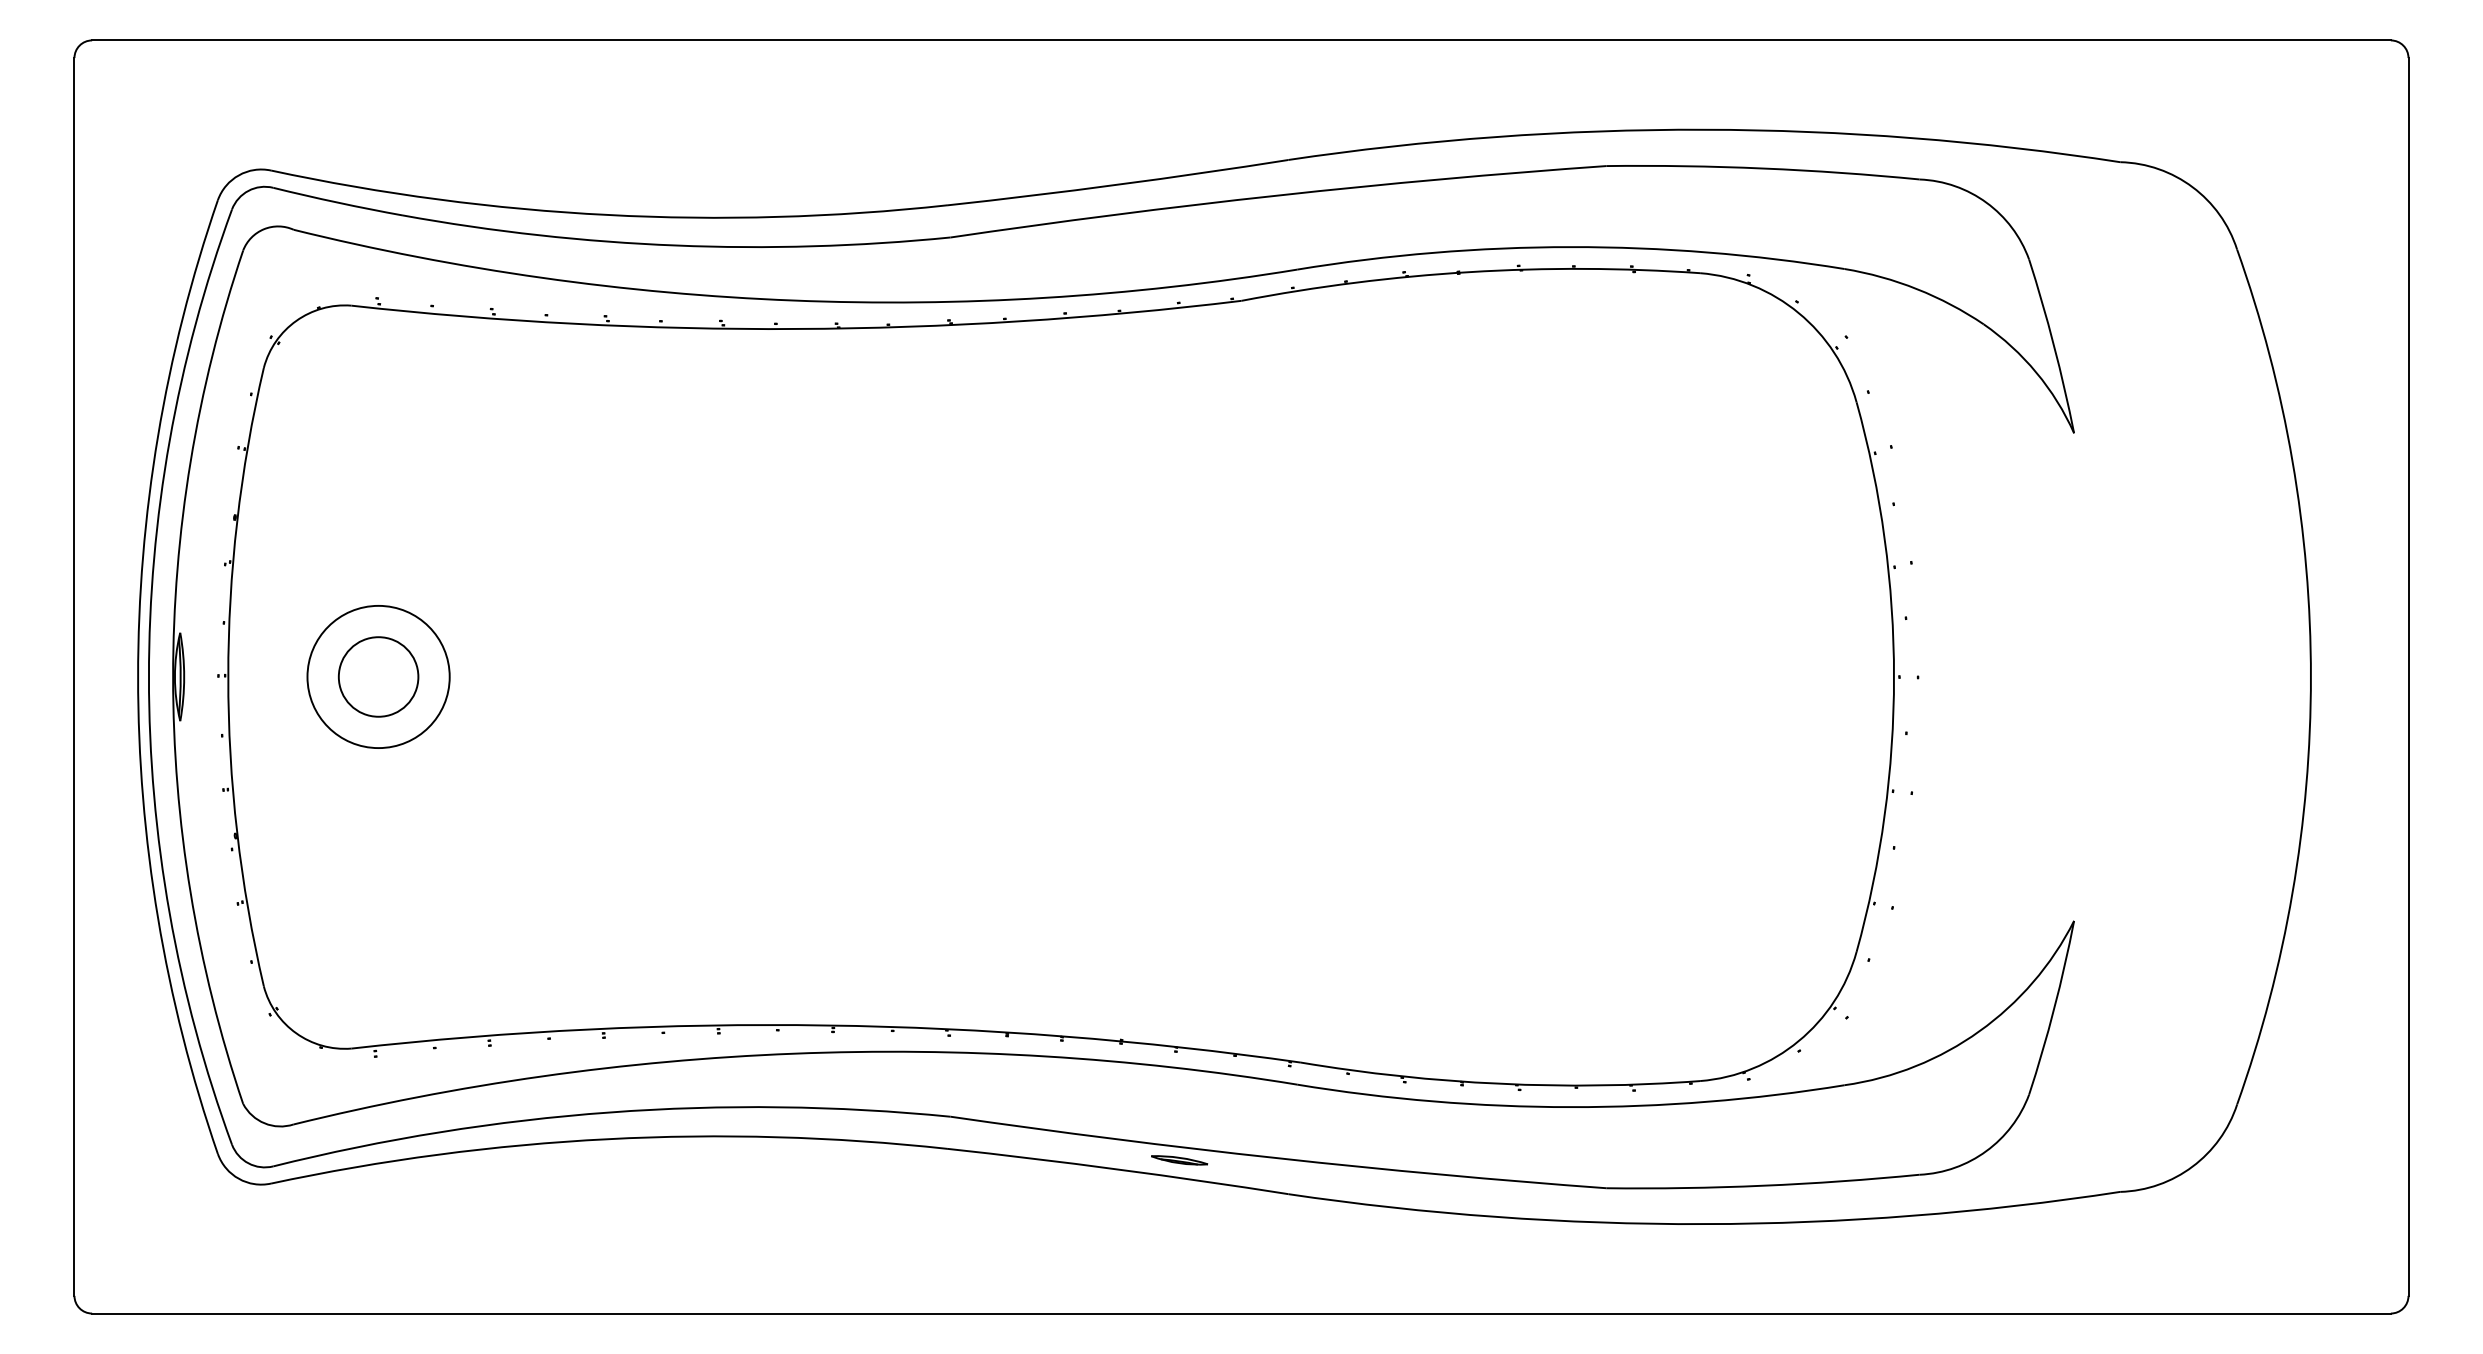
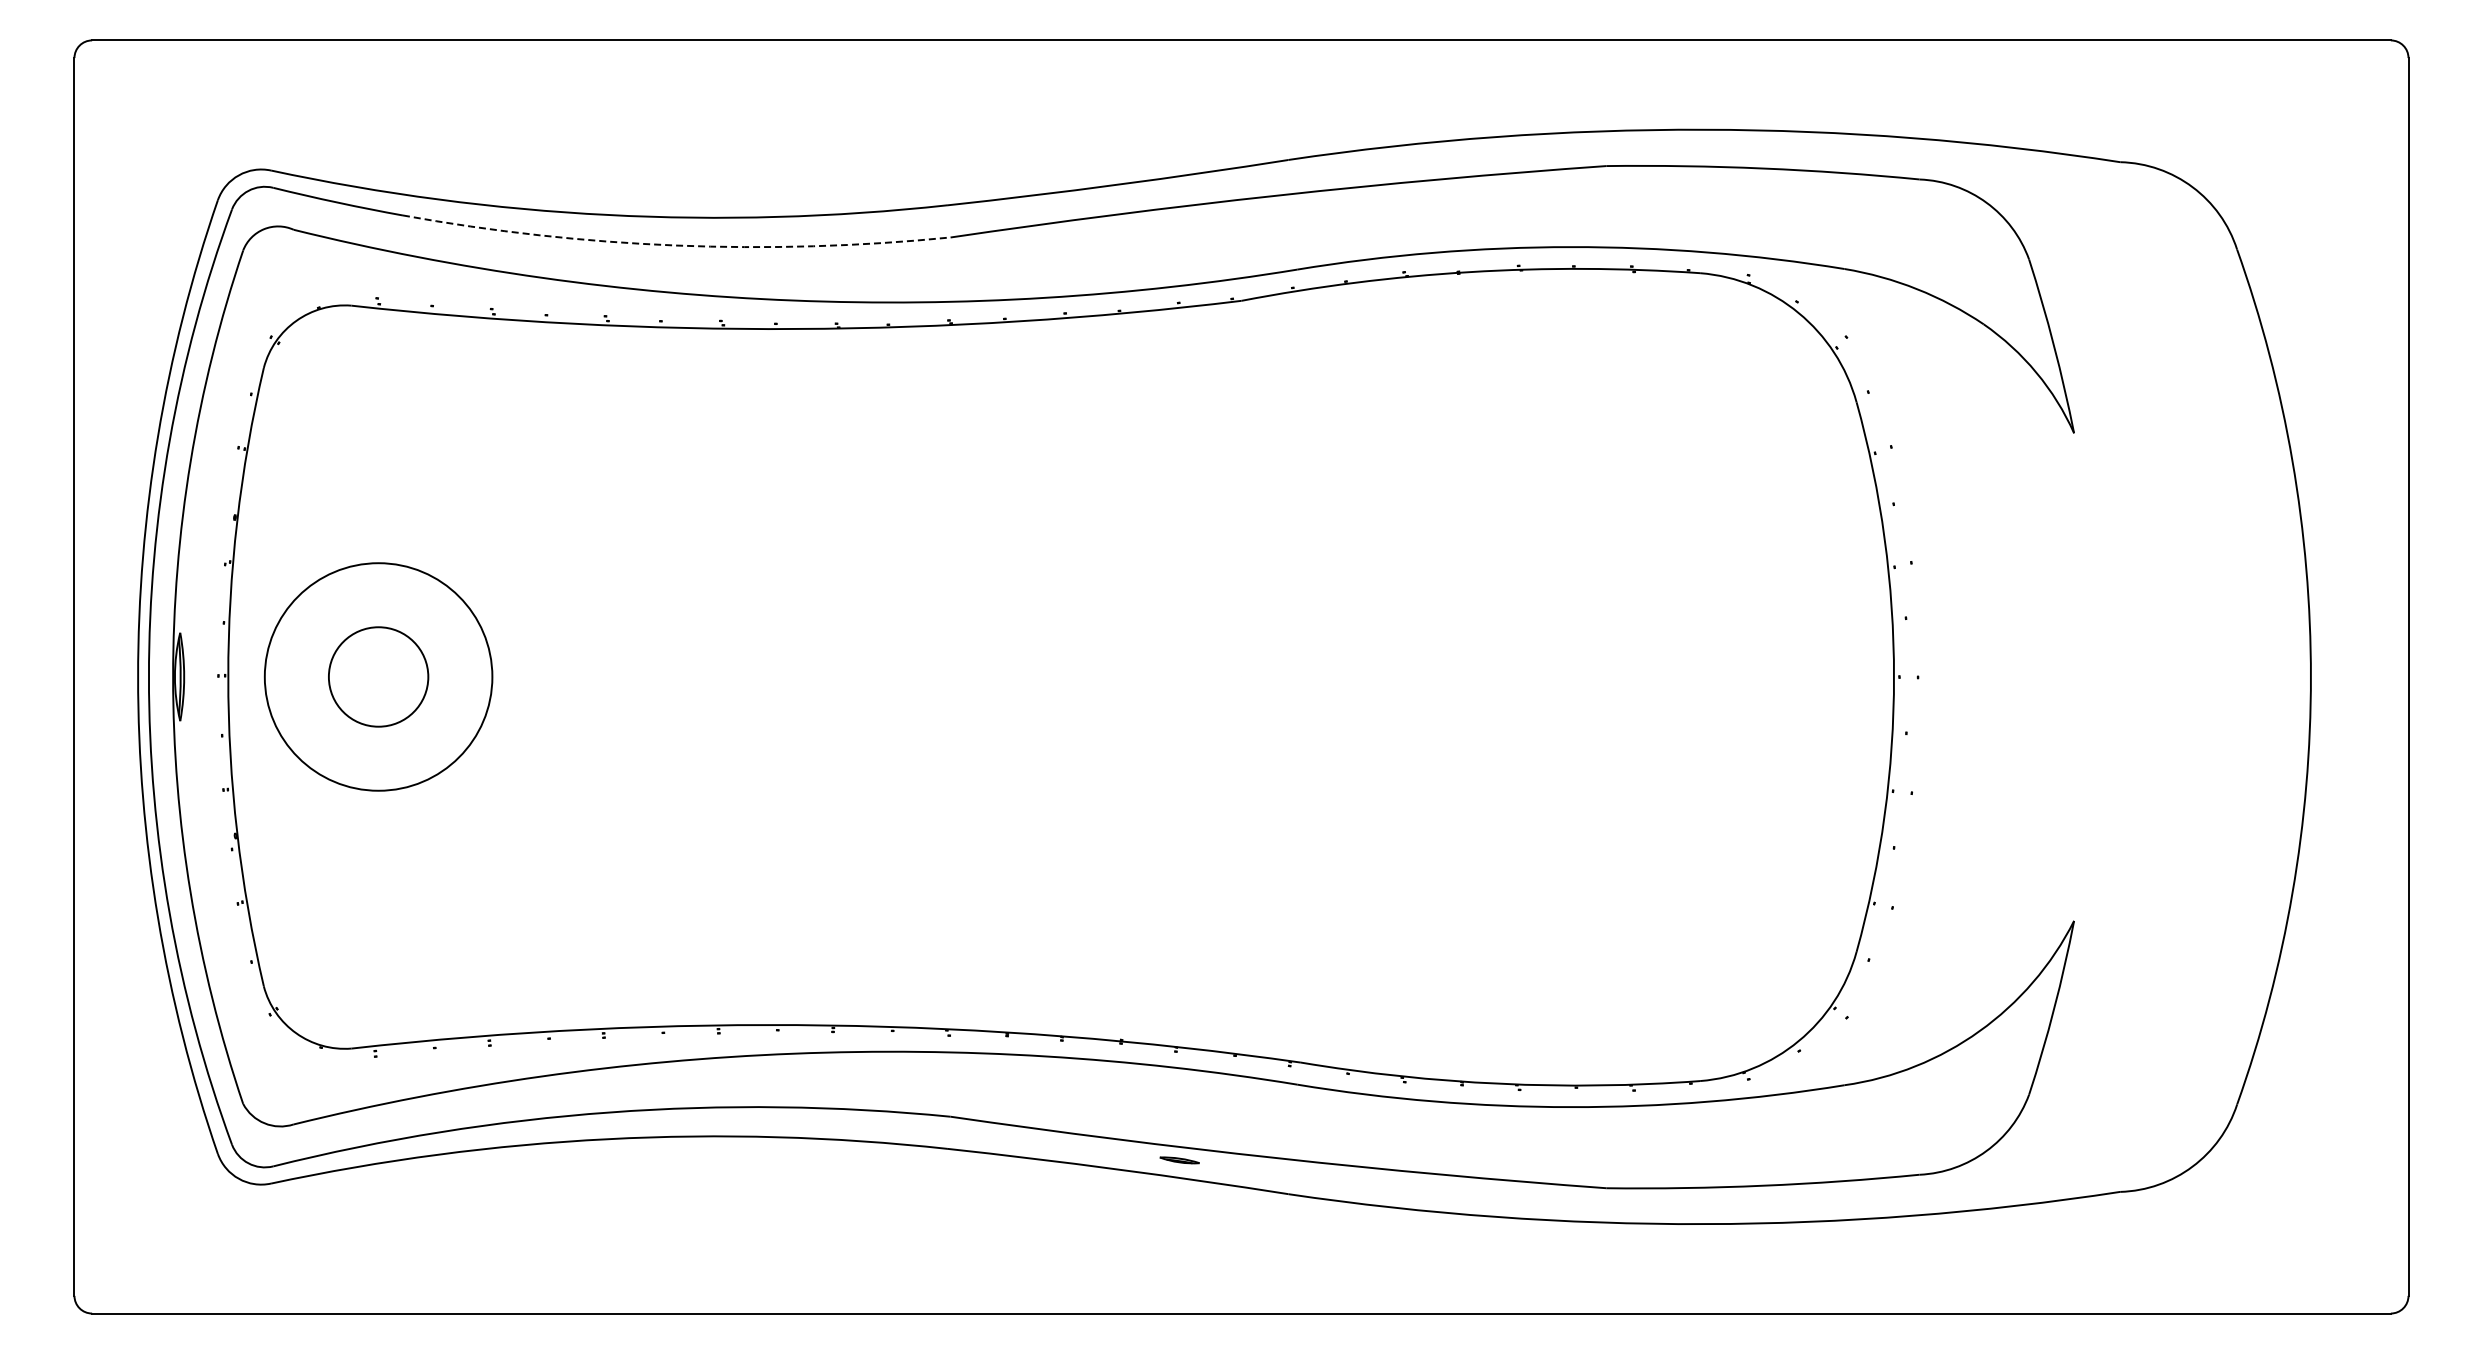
arc: solid -> dashed (676, 245)
circle diameter: 142 px -> 228 px (378, 676)
circle diameter: 80 px -> 99 px (378, 676)
part size: 58x11 px -> 41x9 px (1179, 1160)
